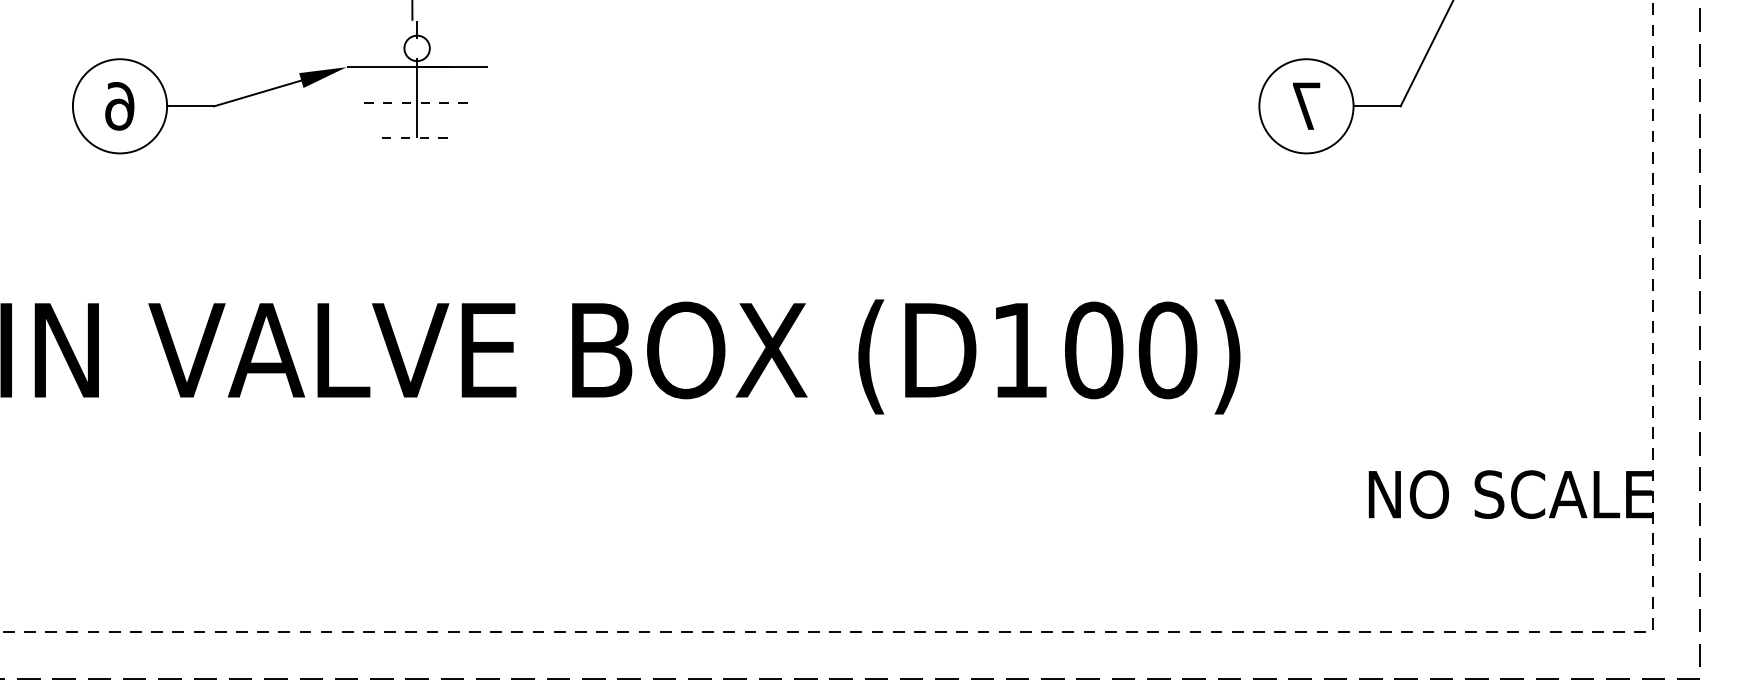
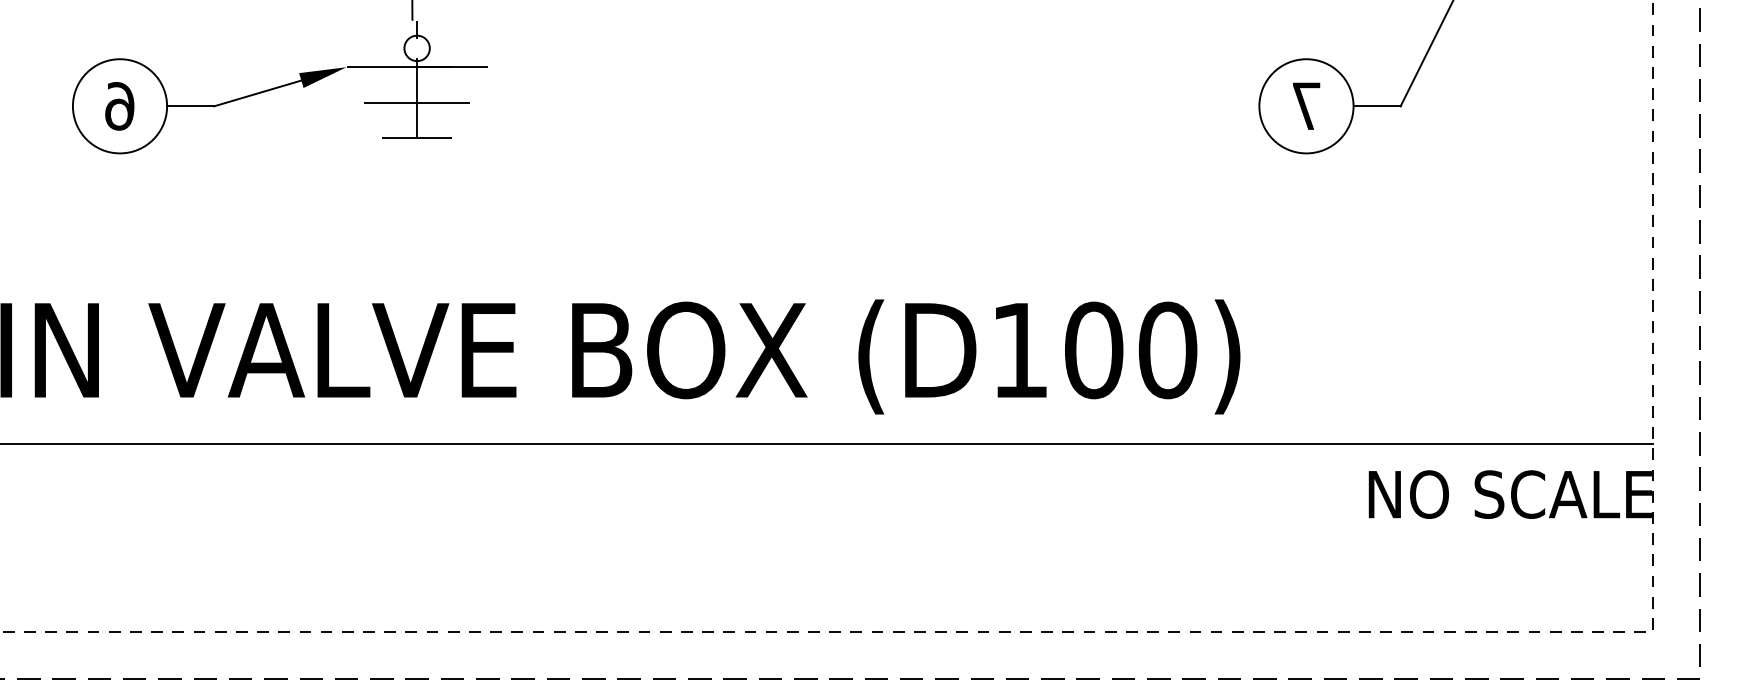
line: dashed -> solid (417, 102)
line: dashed -> solid (417, 137)
line: none -> present (827, 443)
